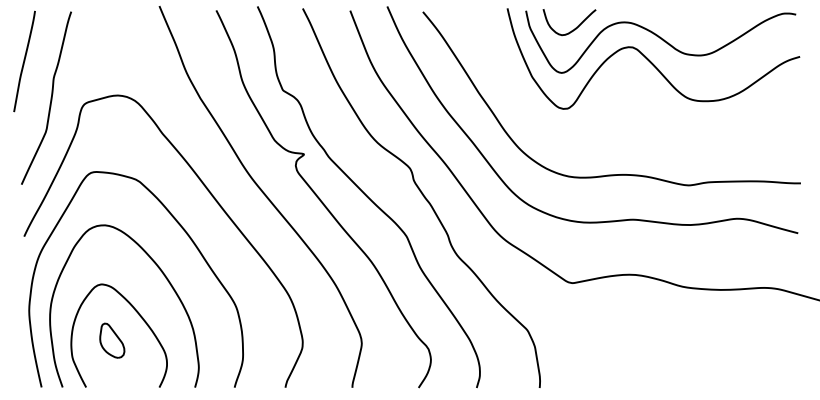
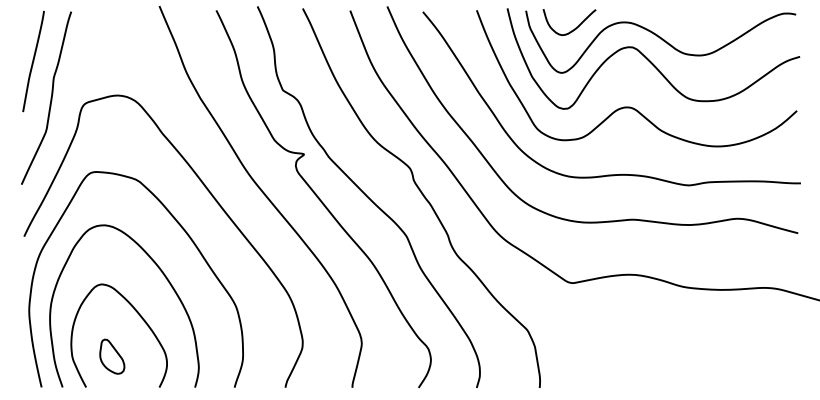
curve position: (24, 61) -> (33, 61) (33, 61)
curve: none -> present (630, 106)
part position: (112, 340) -> (112, 356) (112, 356)
